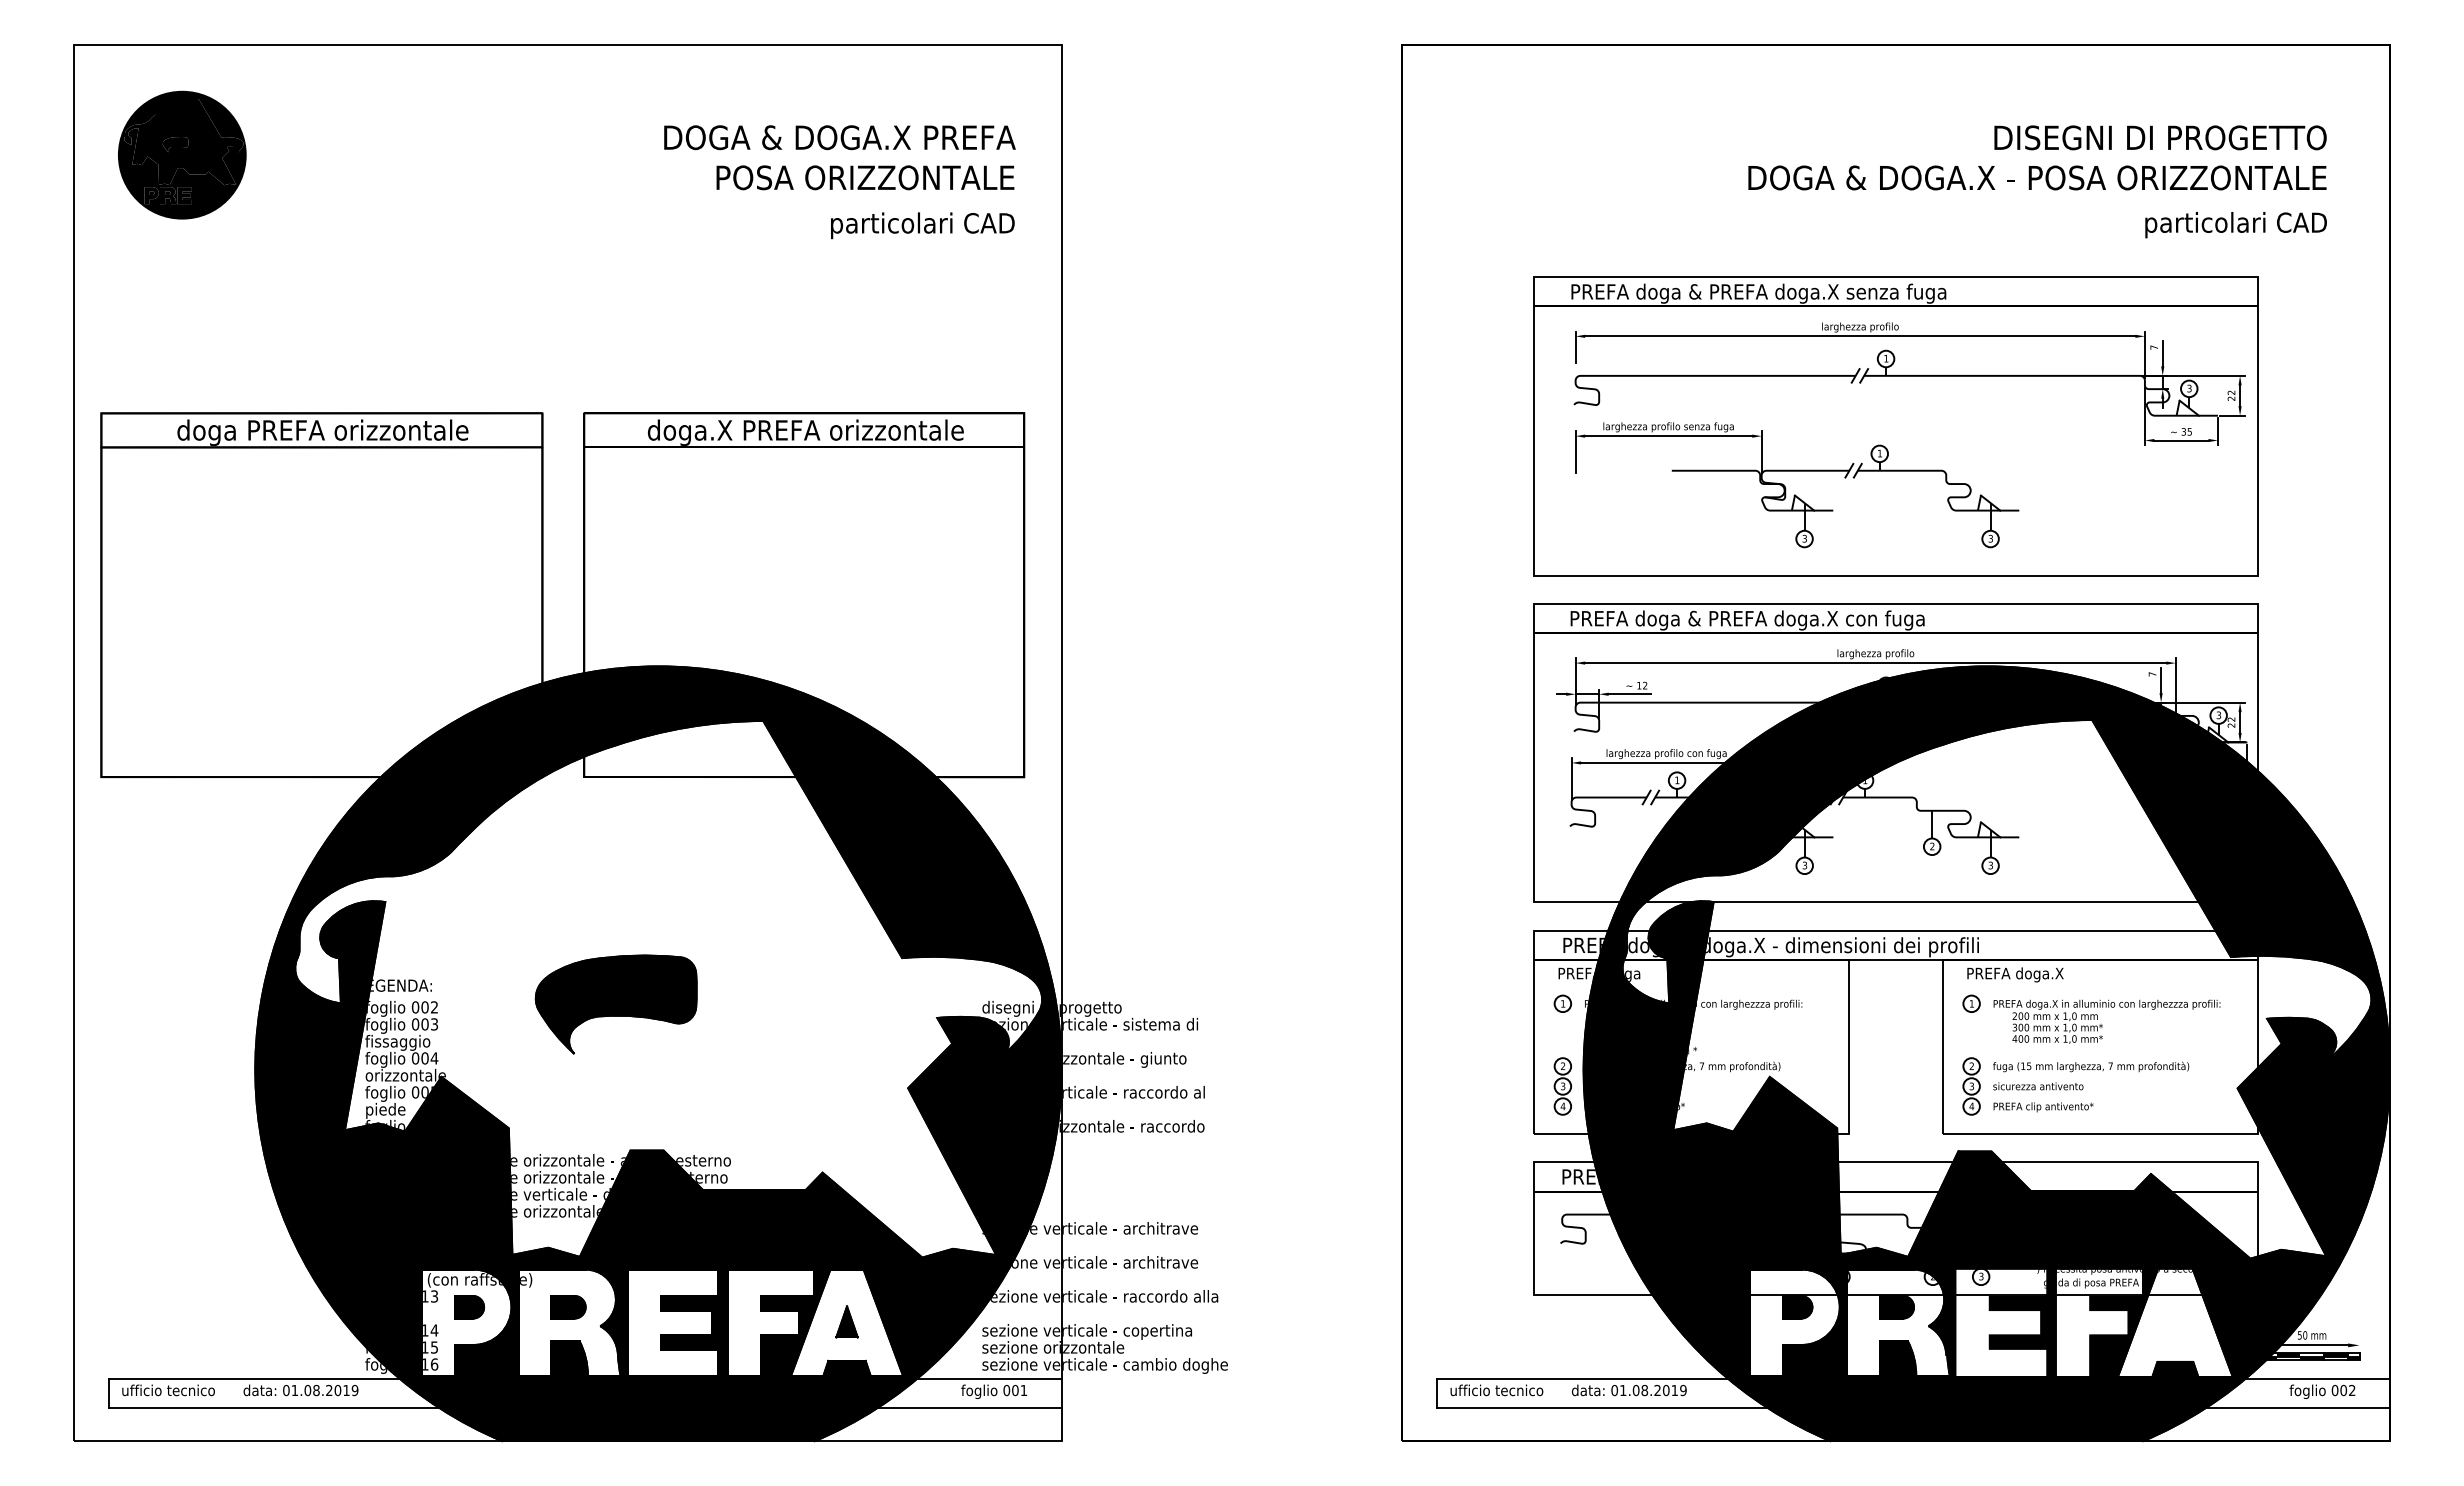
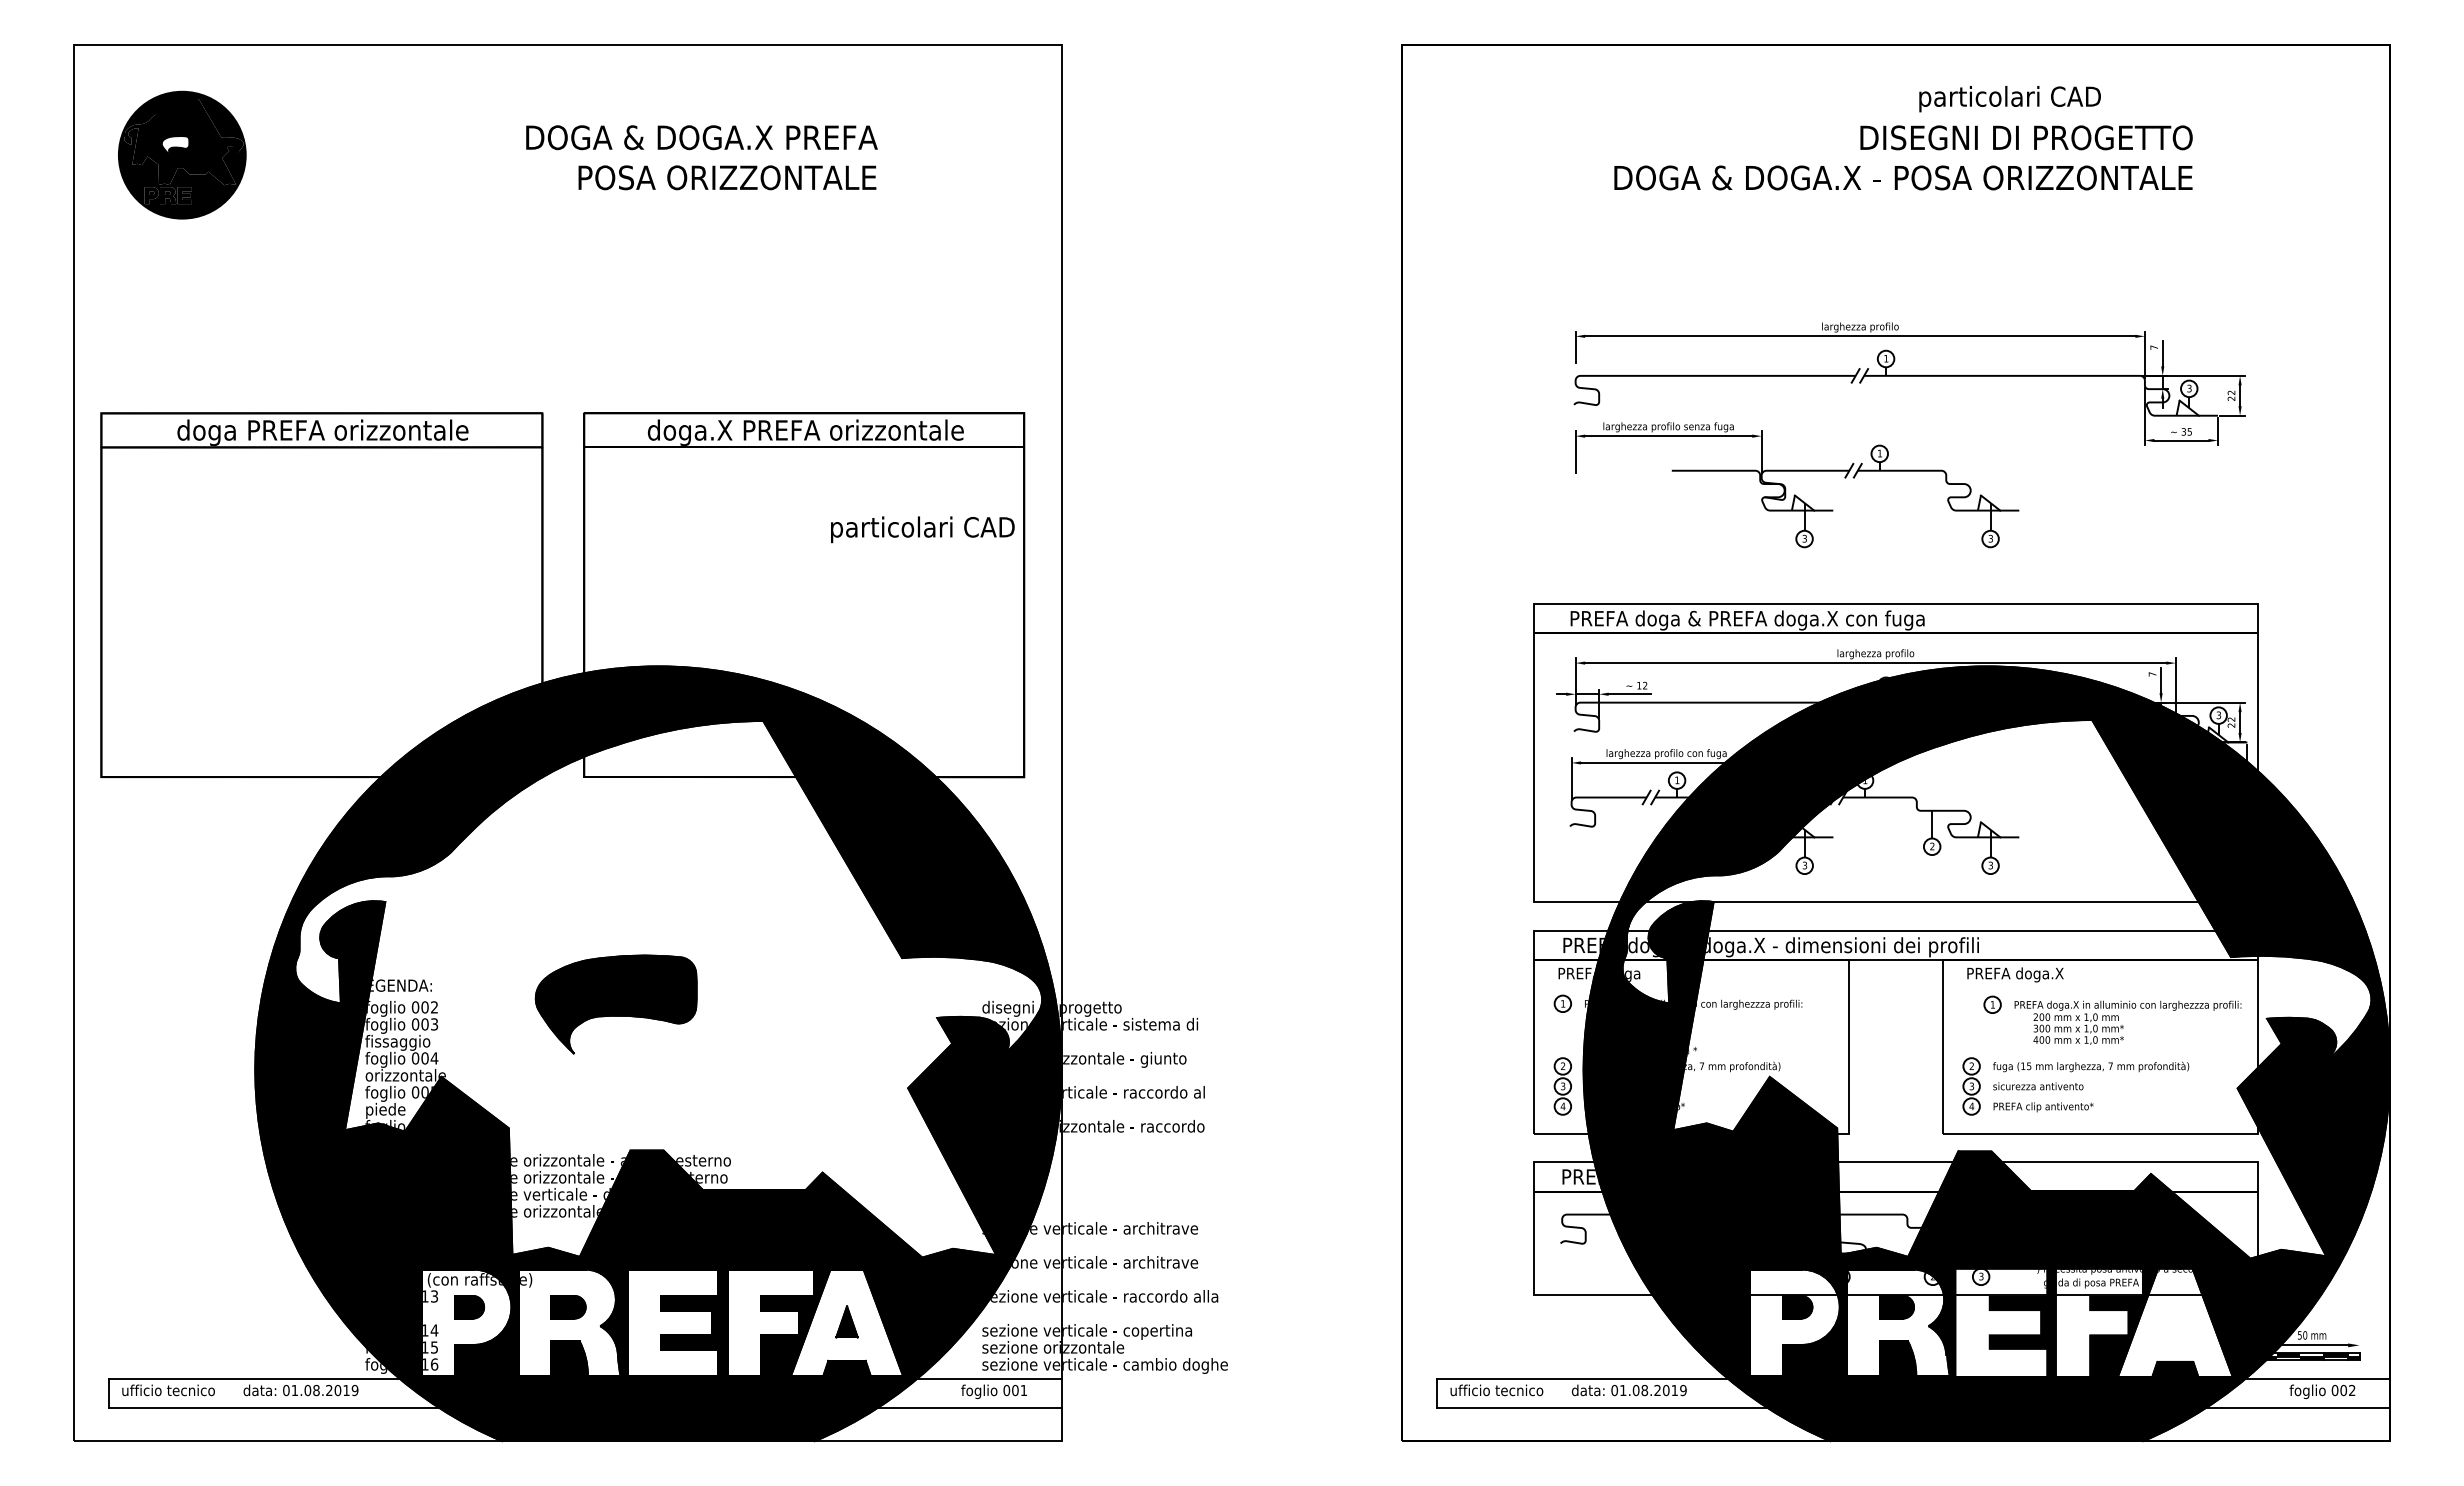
fill: present -> none (175, 144)
text position: (839, 157) -> (701, 157) (701, 157)
text position: (2037, 157) -> (1903, 157) (1903, 157)
text position: (922, 225) -> (922, 529) (922, 529)
text position: (2235, 225) -> (2009, 99) (2009, 99)
part: present -> none (1895, 426)
part position: (2091, 1018) -> (2112, 1019) (2112, 1019)
